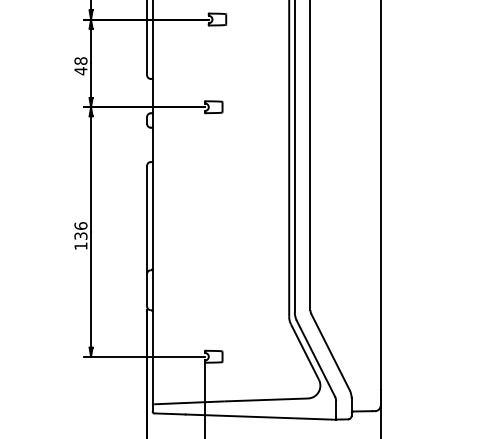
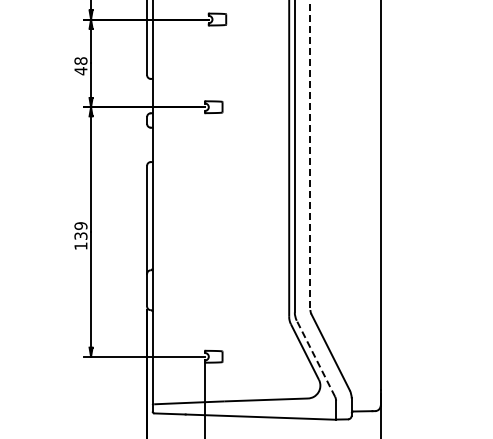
line: solid -> dashed (310, 155)
text: 136 -> 139 (80, 225)
line: solid -> dashed (315, 358)
